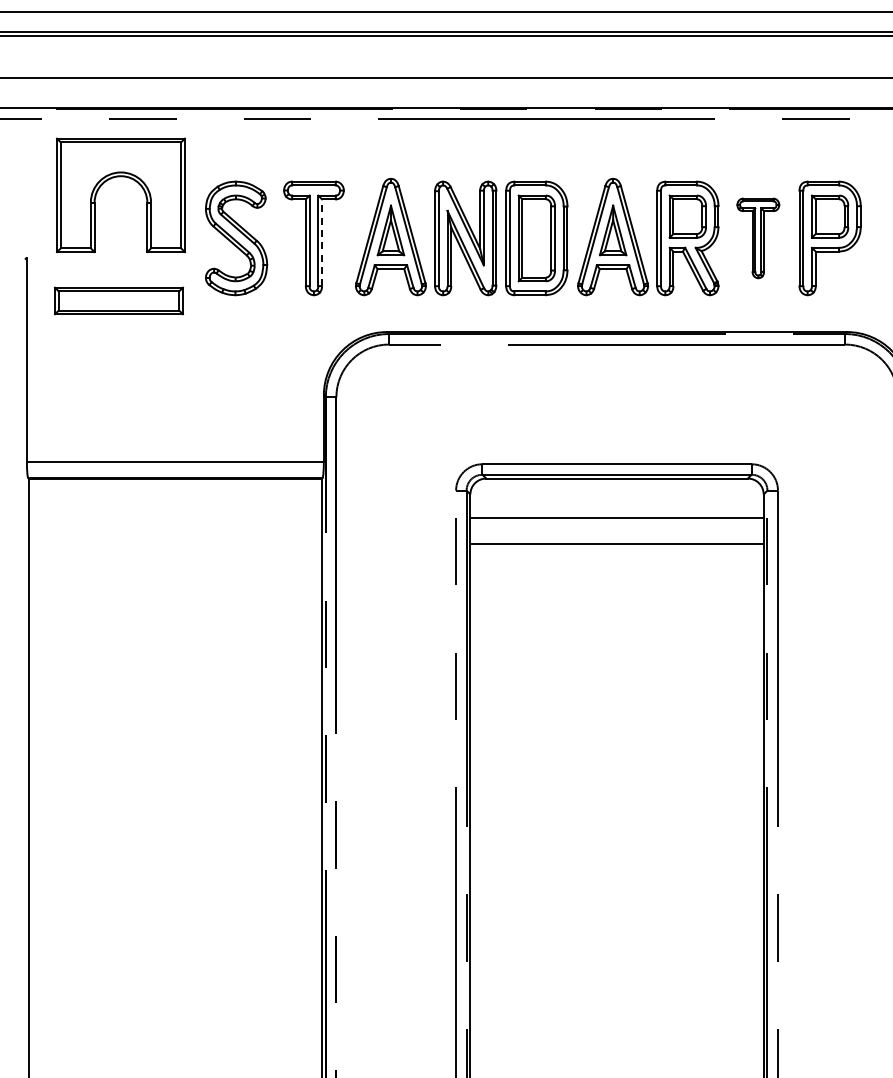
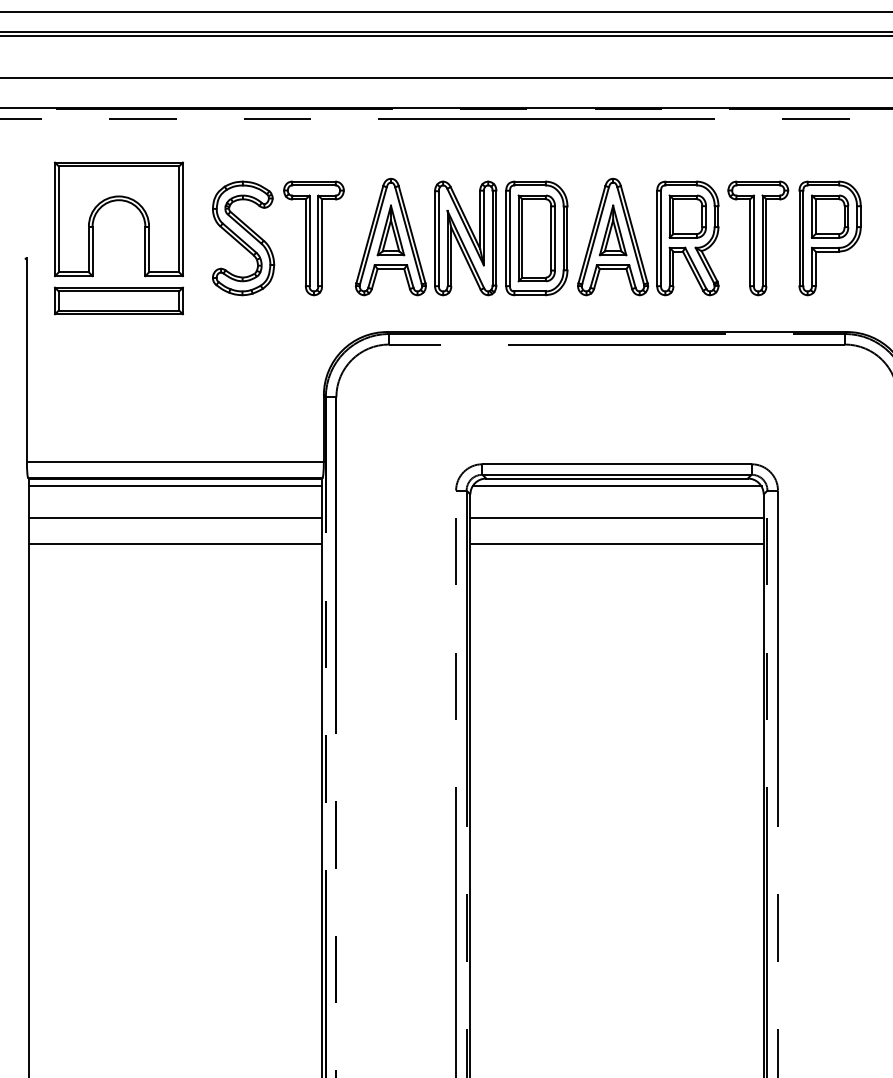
part position: (120, 177) -> (118, 201) (118, 201)
part position: (236, 238) -> (243, 238) (243, 238)
part size: 45x83 px -> 63x117 px (758, 238)
line: dashed -> solid (322, 242)
line: none -> present (175, 486)
line: none -> present (616, 486)
line: none -> present (175, 518)
line: none -> present (175, 543)
